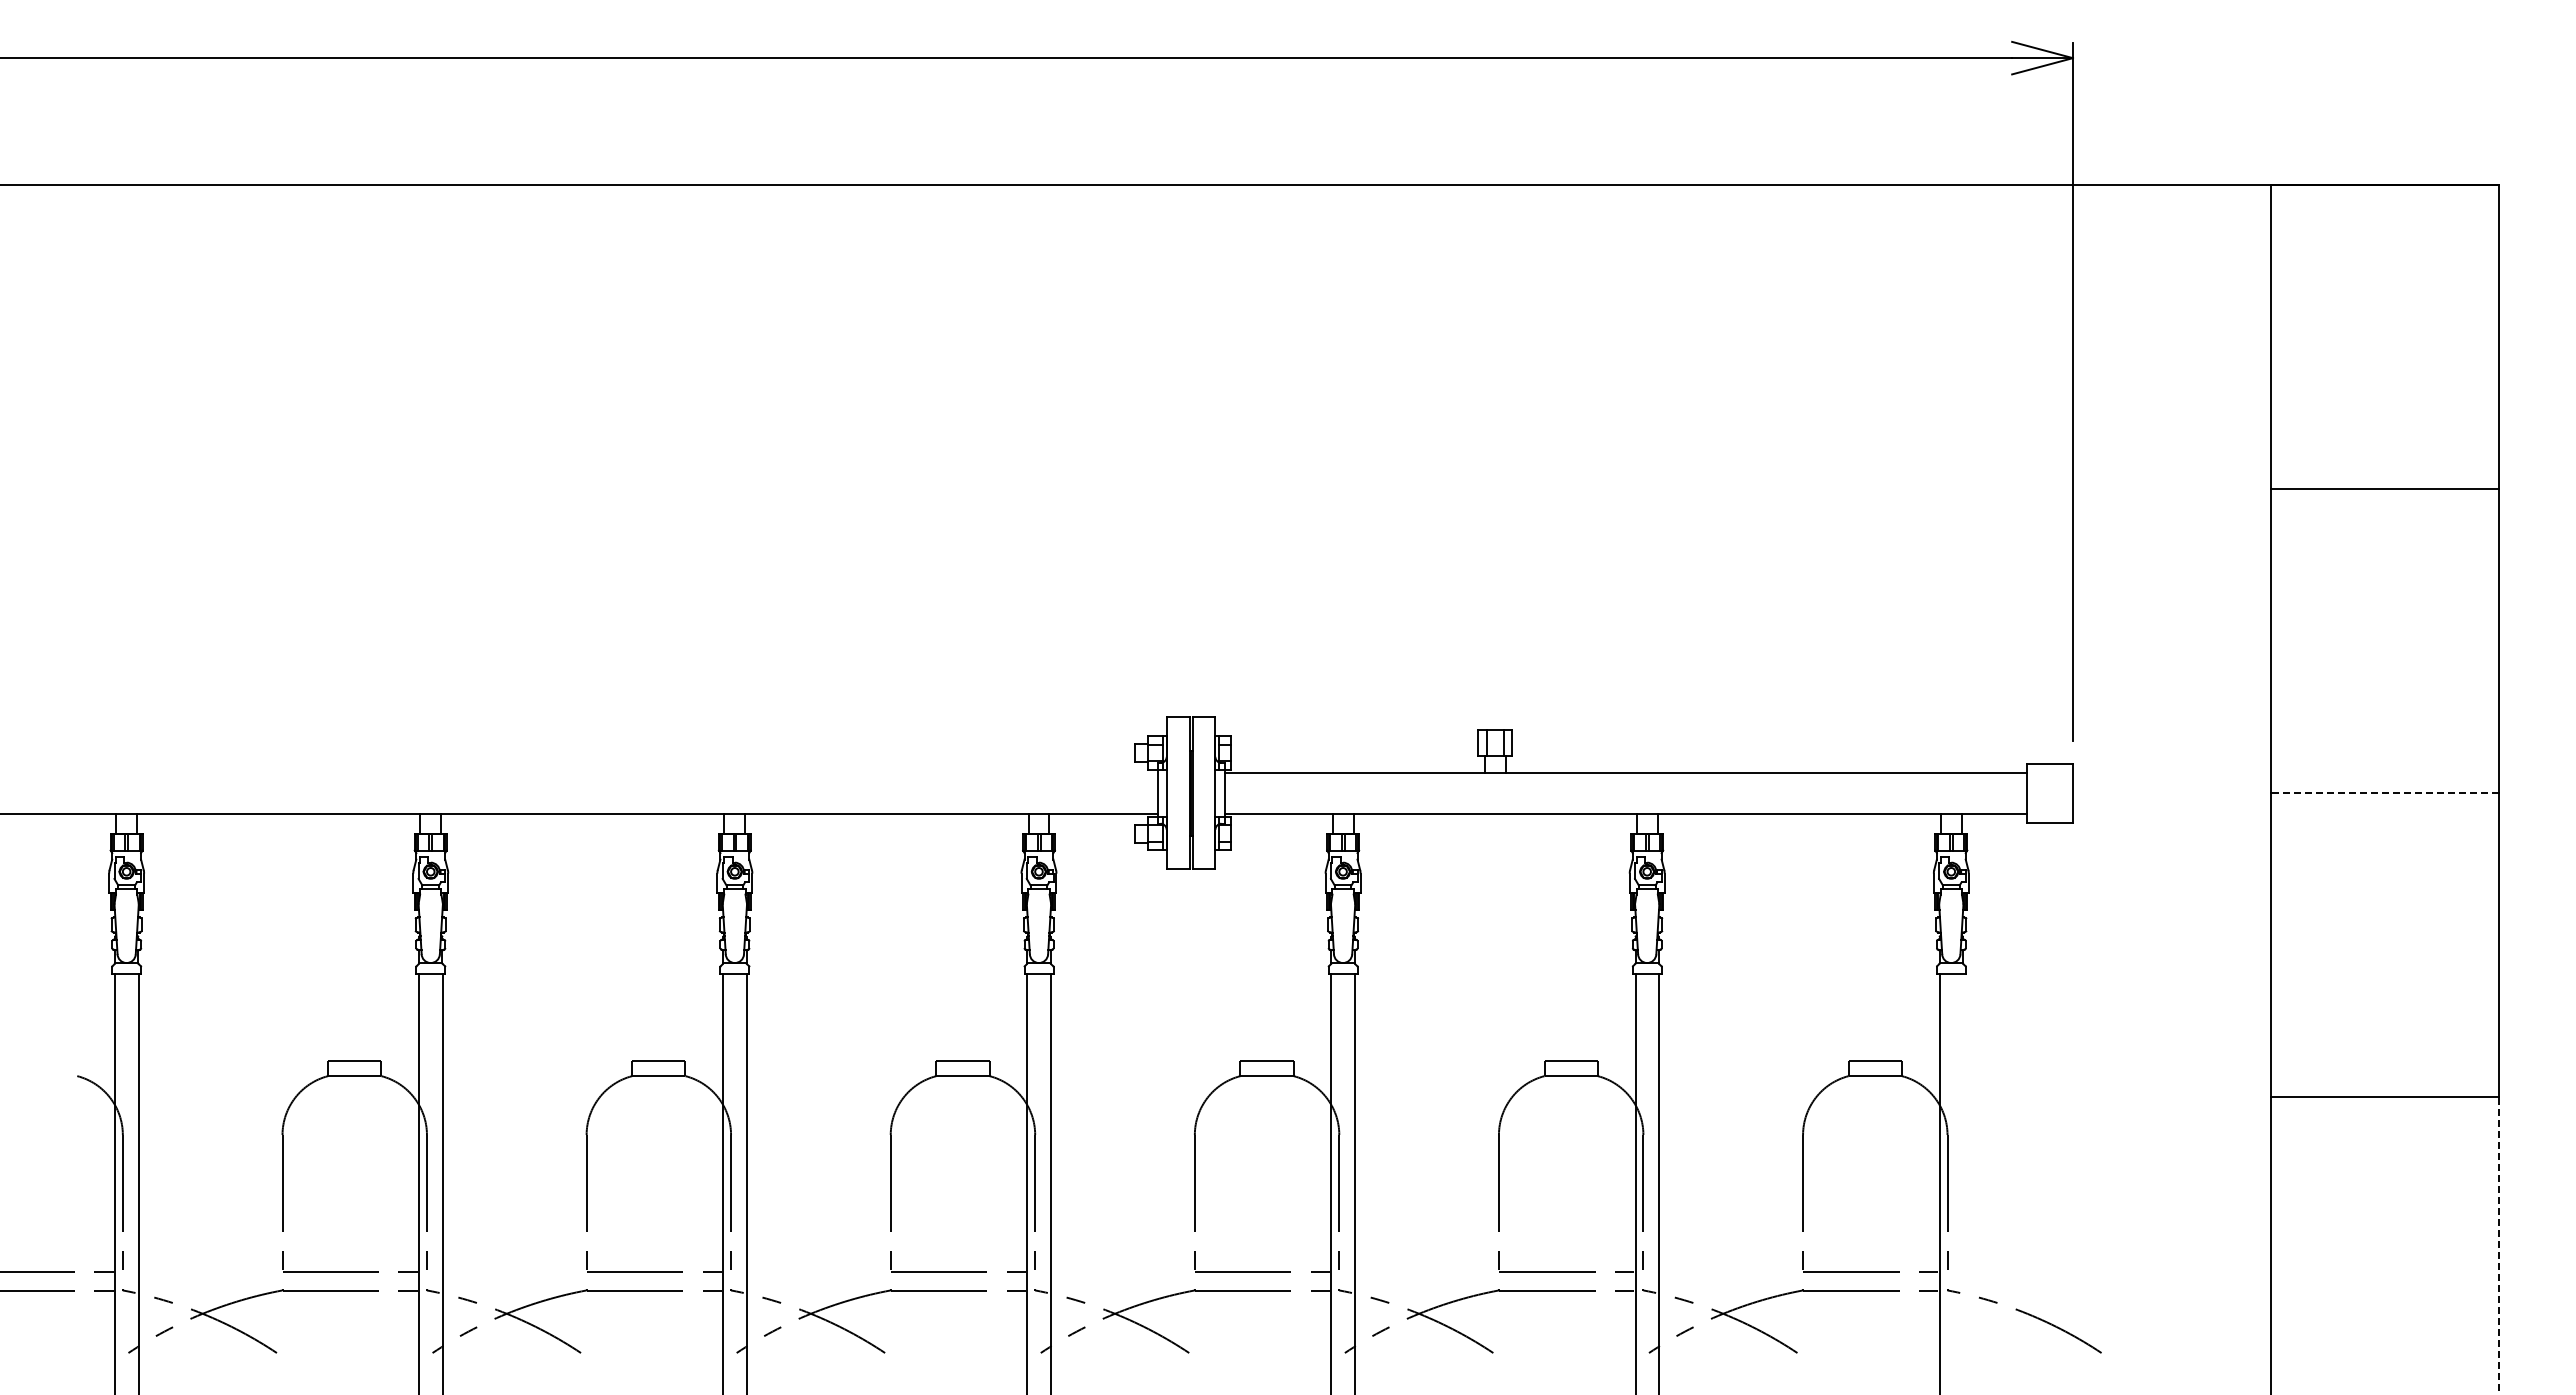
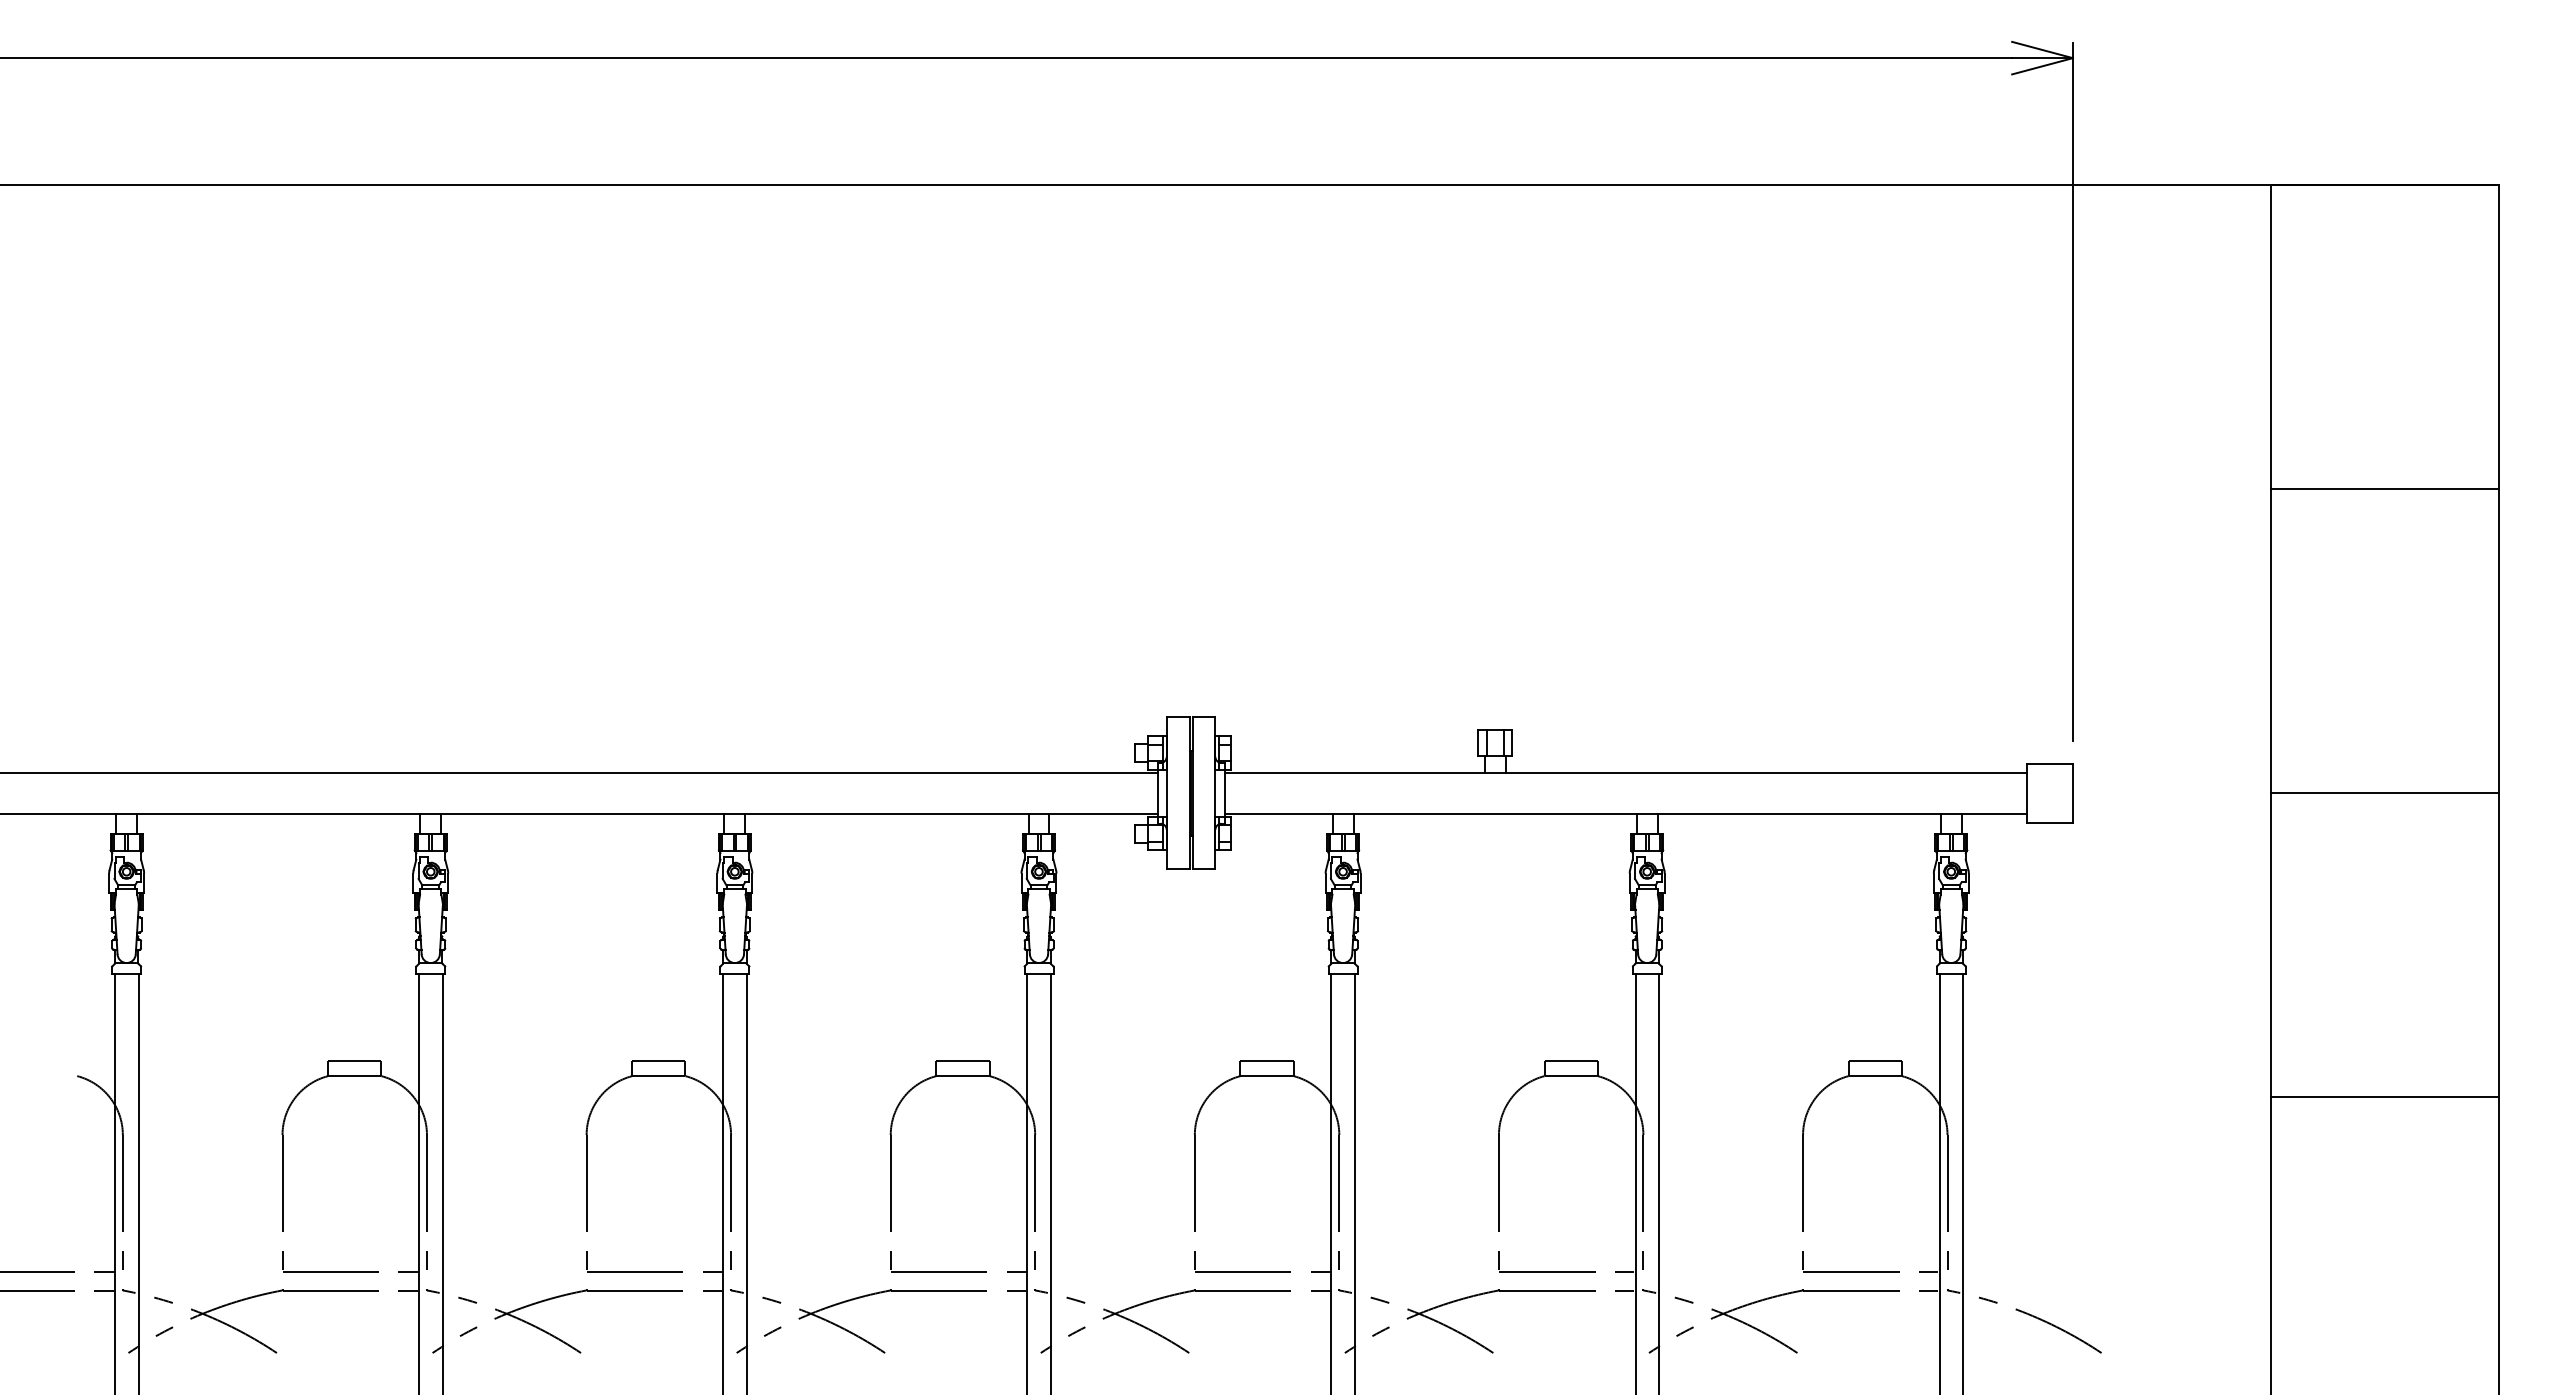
line: none -> present (579, 772)
line: dashed -> solid (2384, 793)
line: none -> present (1963, 1182)
line: dashed -> solid (2498, 1246)
